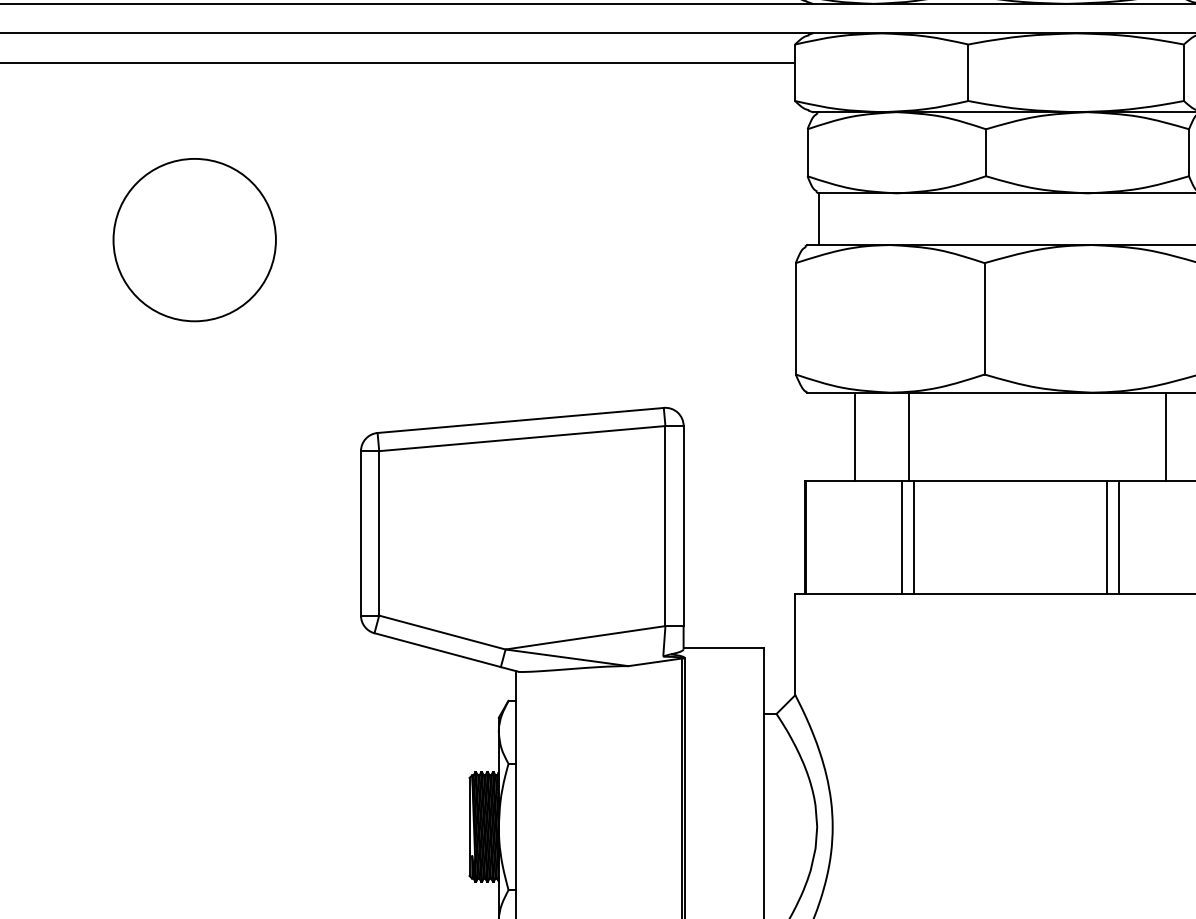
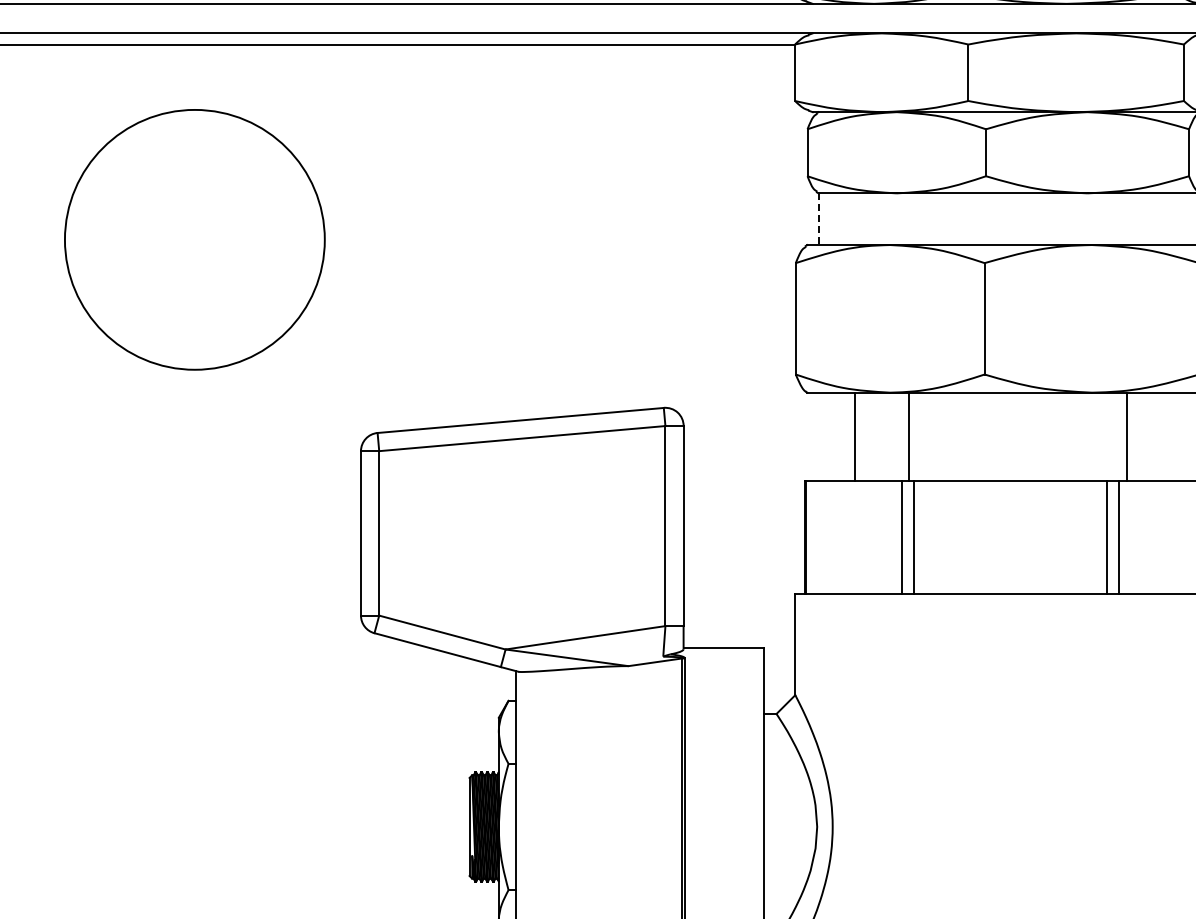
line position: (398, 62) -> (398, 44) (398, 44)
line: solid -> dashed (818, 219)
circle size: 165x165 px -> 262x262 px (194, 239)
line position: (1166, 436) -> (1127, 436) (1127, 436)
